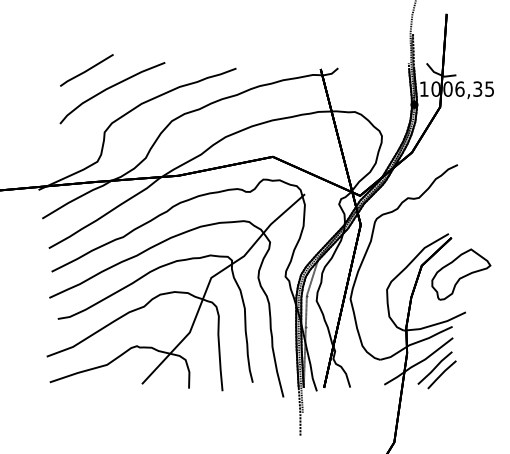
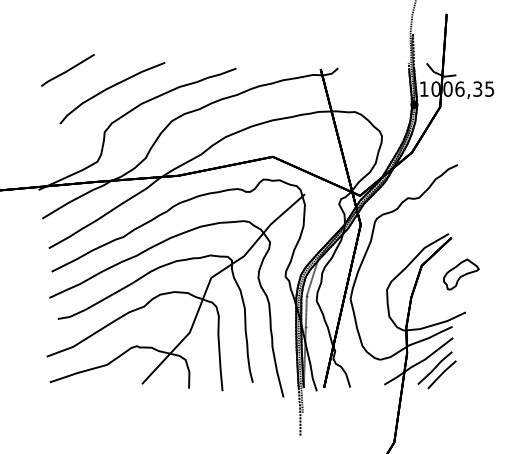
line position: (86, 70) -> (67, 70) (67, 70)
part size: 61x53 px -> 37x33 px (461, 274)
